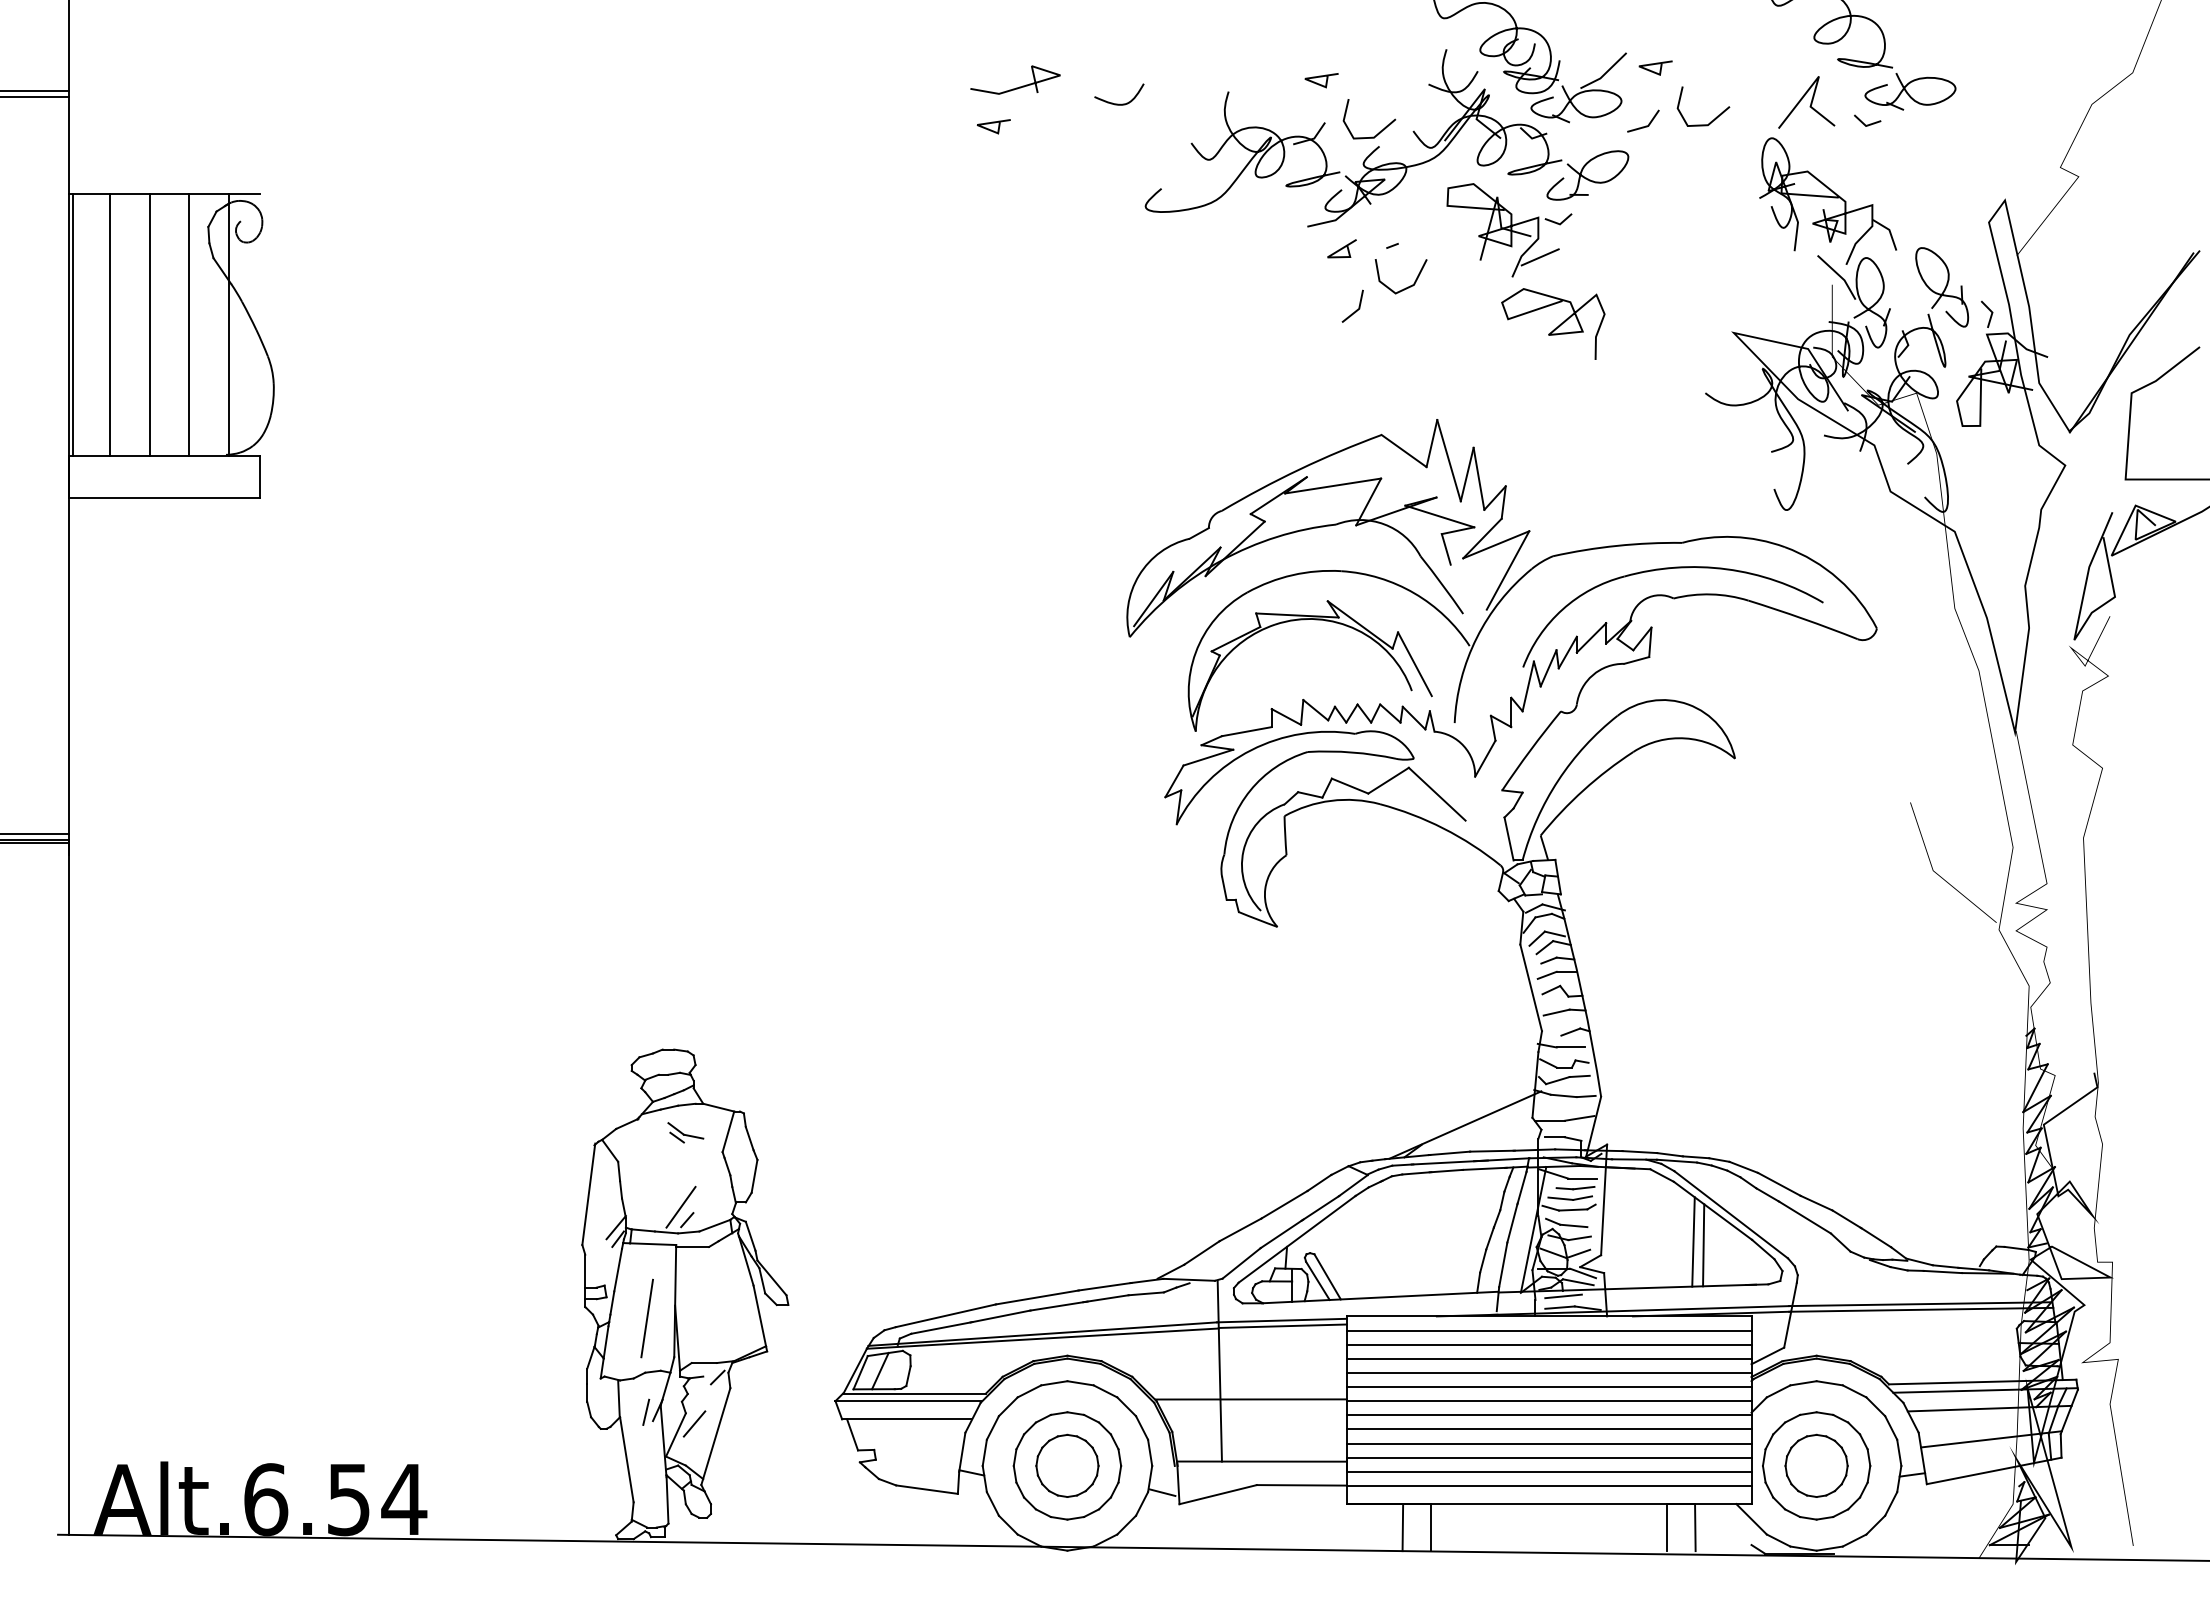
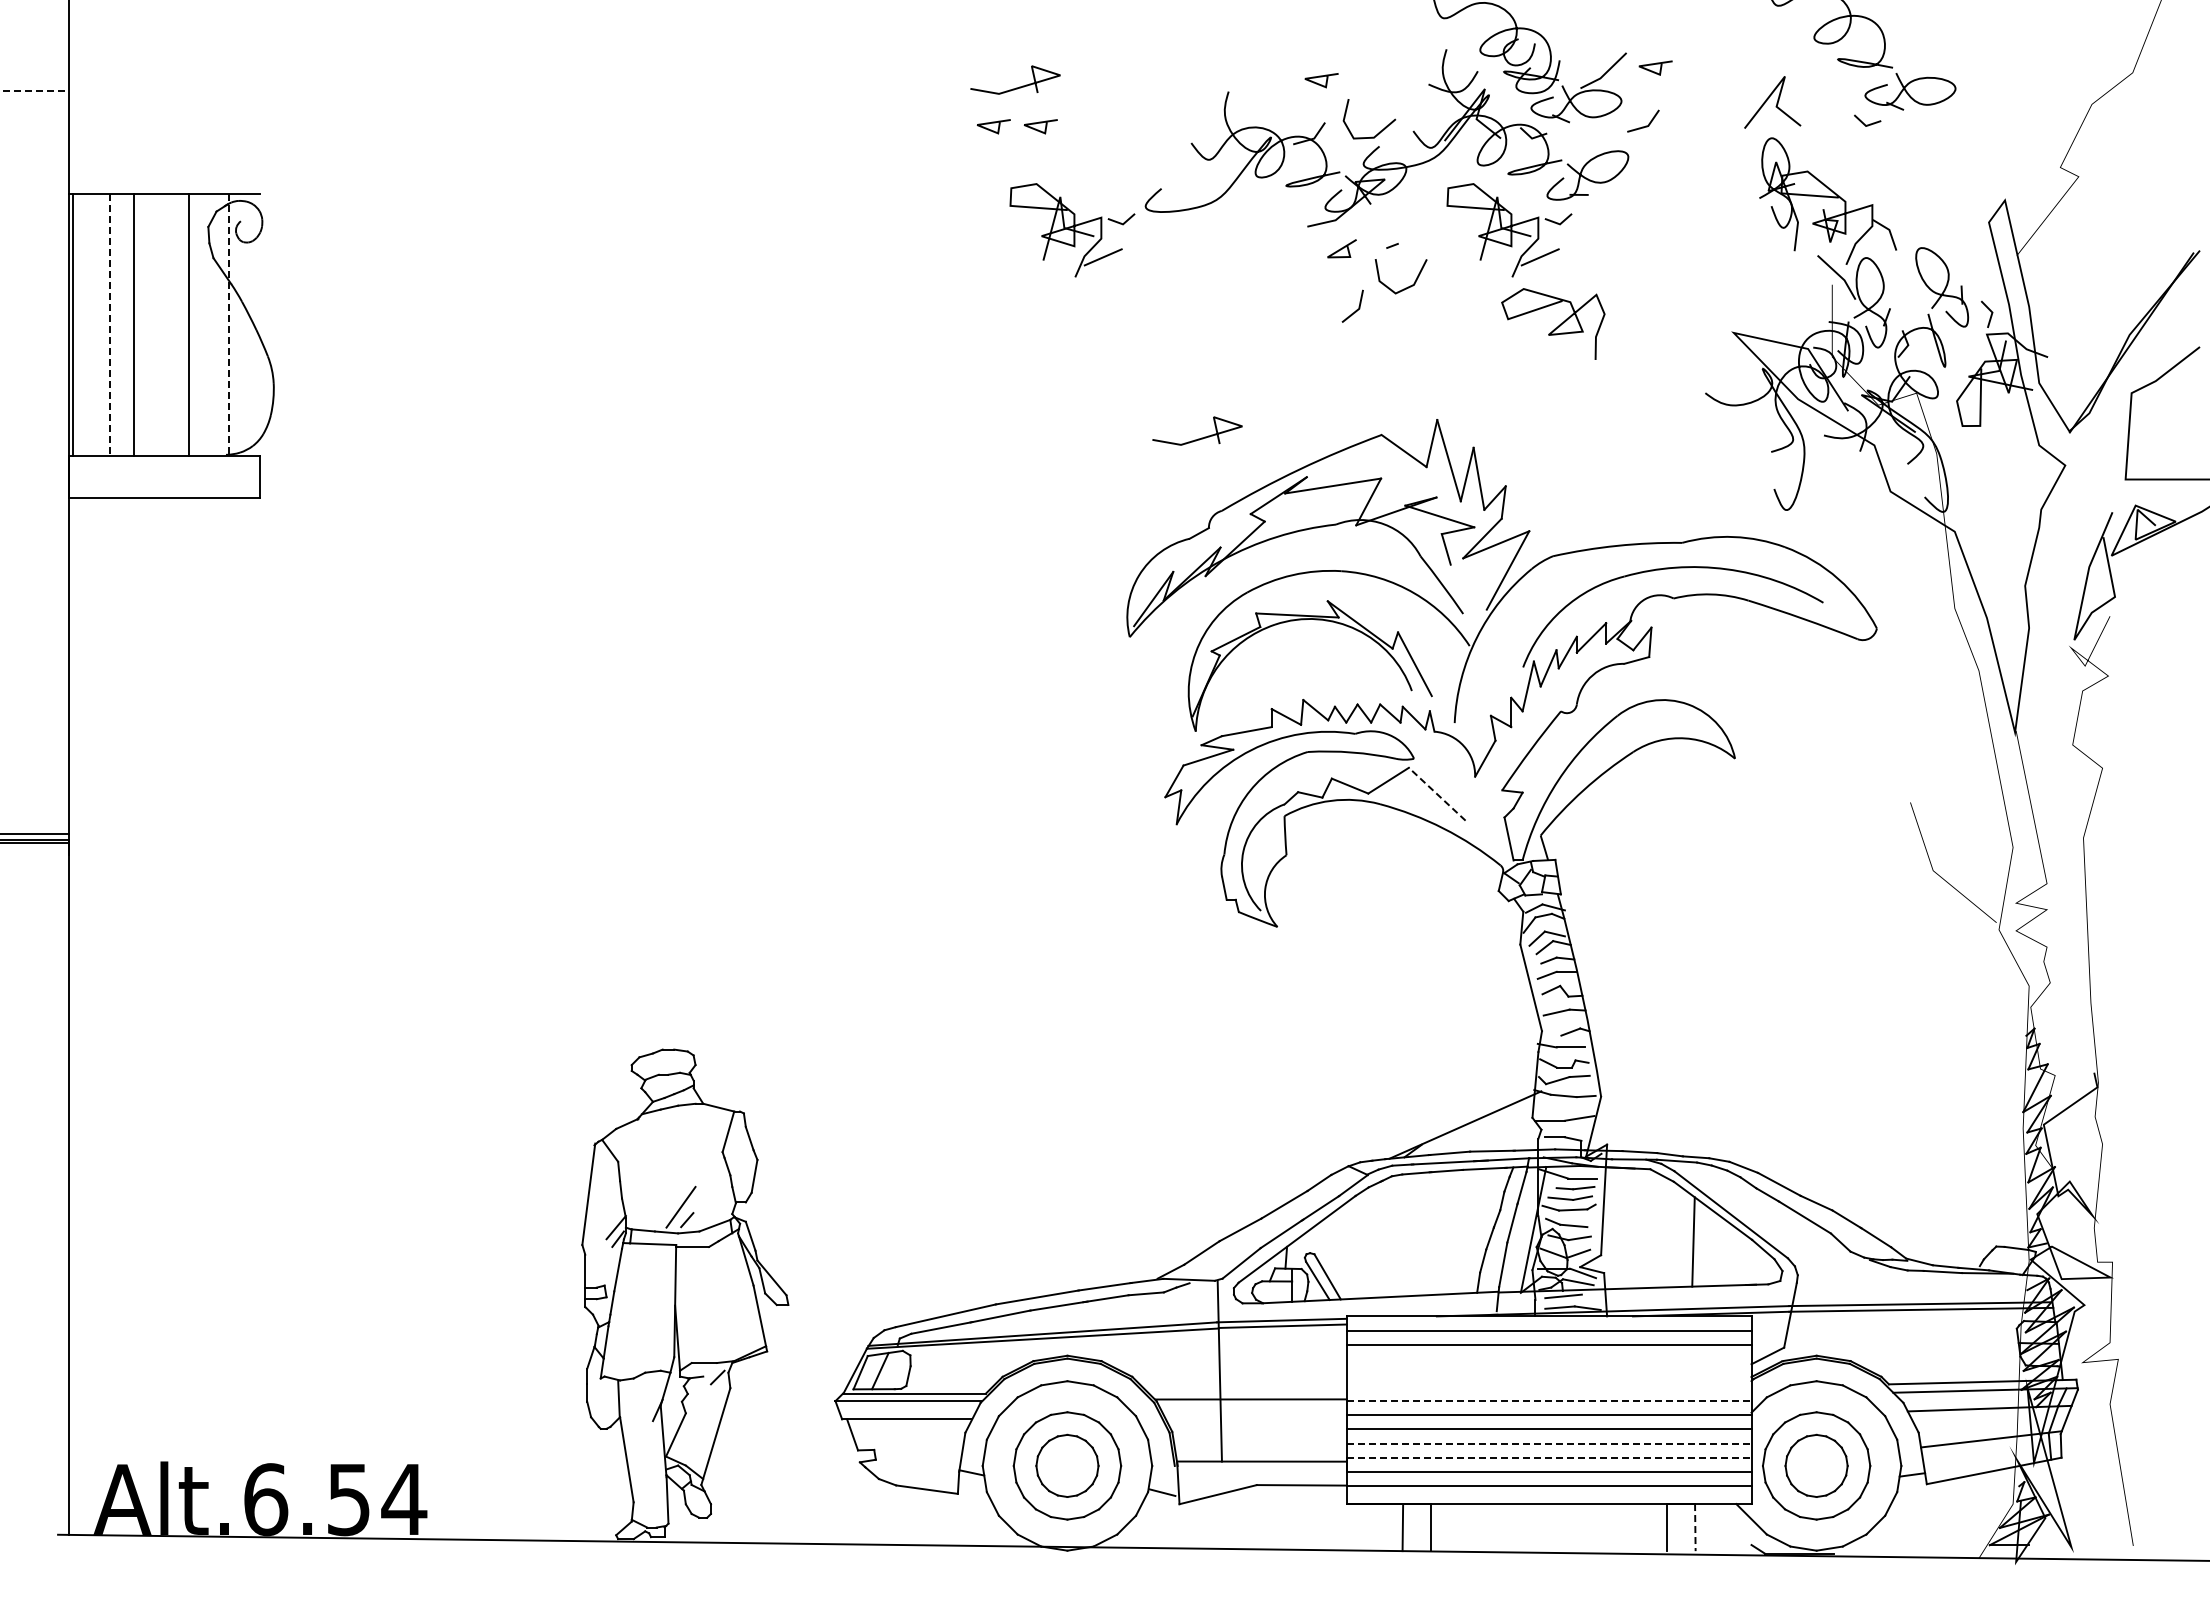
line: solid -> dashed (34, 91)
line: present -> none (35, 97)
line position: (1810, 102) -> (1776, 102) (1776, 102)
curve: present -> none (1119, 103)
line: present -> none (1715, 117)
line: none -> present (1040, 123)
part: none -> present (1072, 230)
line: solid -> dashed (110, 324)
line position: (149, 324) -> (133, 324) (133, 324)
line: solid -> dashed (228, 324)
line: none -> present (1201, 437)
line: solid -> dashed (1437, 794)
part: present -> none (685, 1132)
line: present -> none (1703, 1245)
line: present -> none (646, 1318)
line: present -> none (1548, 1358)
line: present -> none (1548, 1372)
line: present -> none (1548, 1387)
line: solid -> dashed (1549, 1401)
line: present -> none (646, 1411)
line: present -> none (694, 1423)
line: solid -> dashed (1549, 1443)
line: solid -> dashed (1549, 1457)
line: solid -> dashed (1695, 1527)
